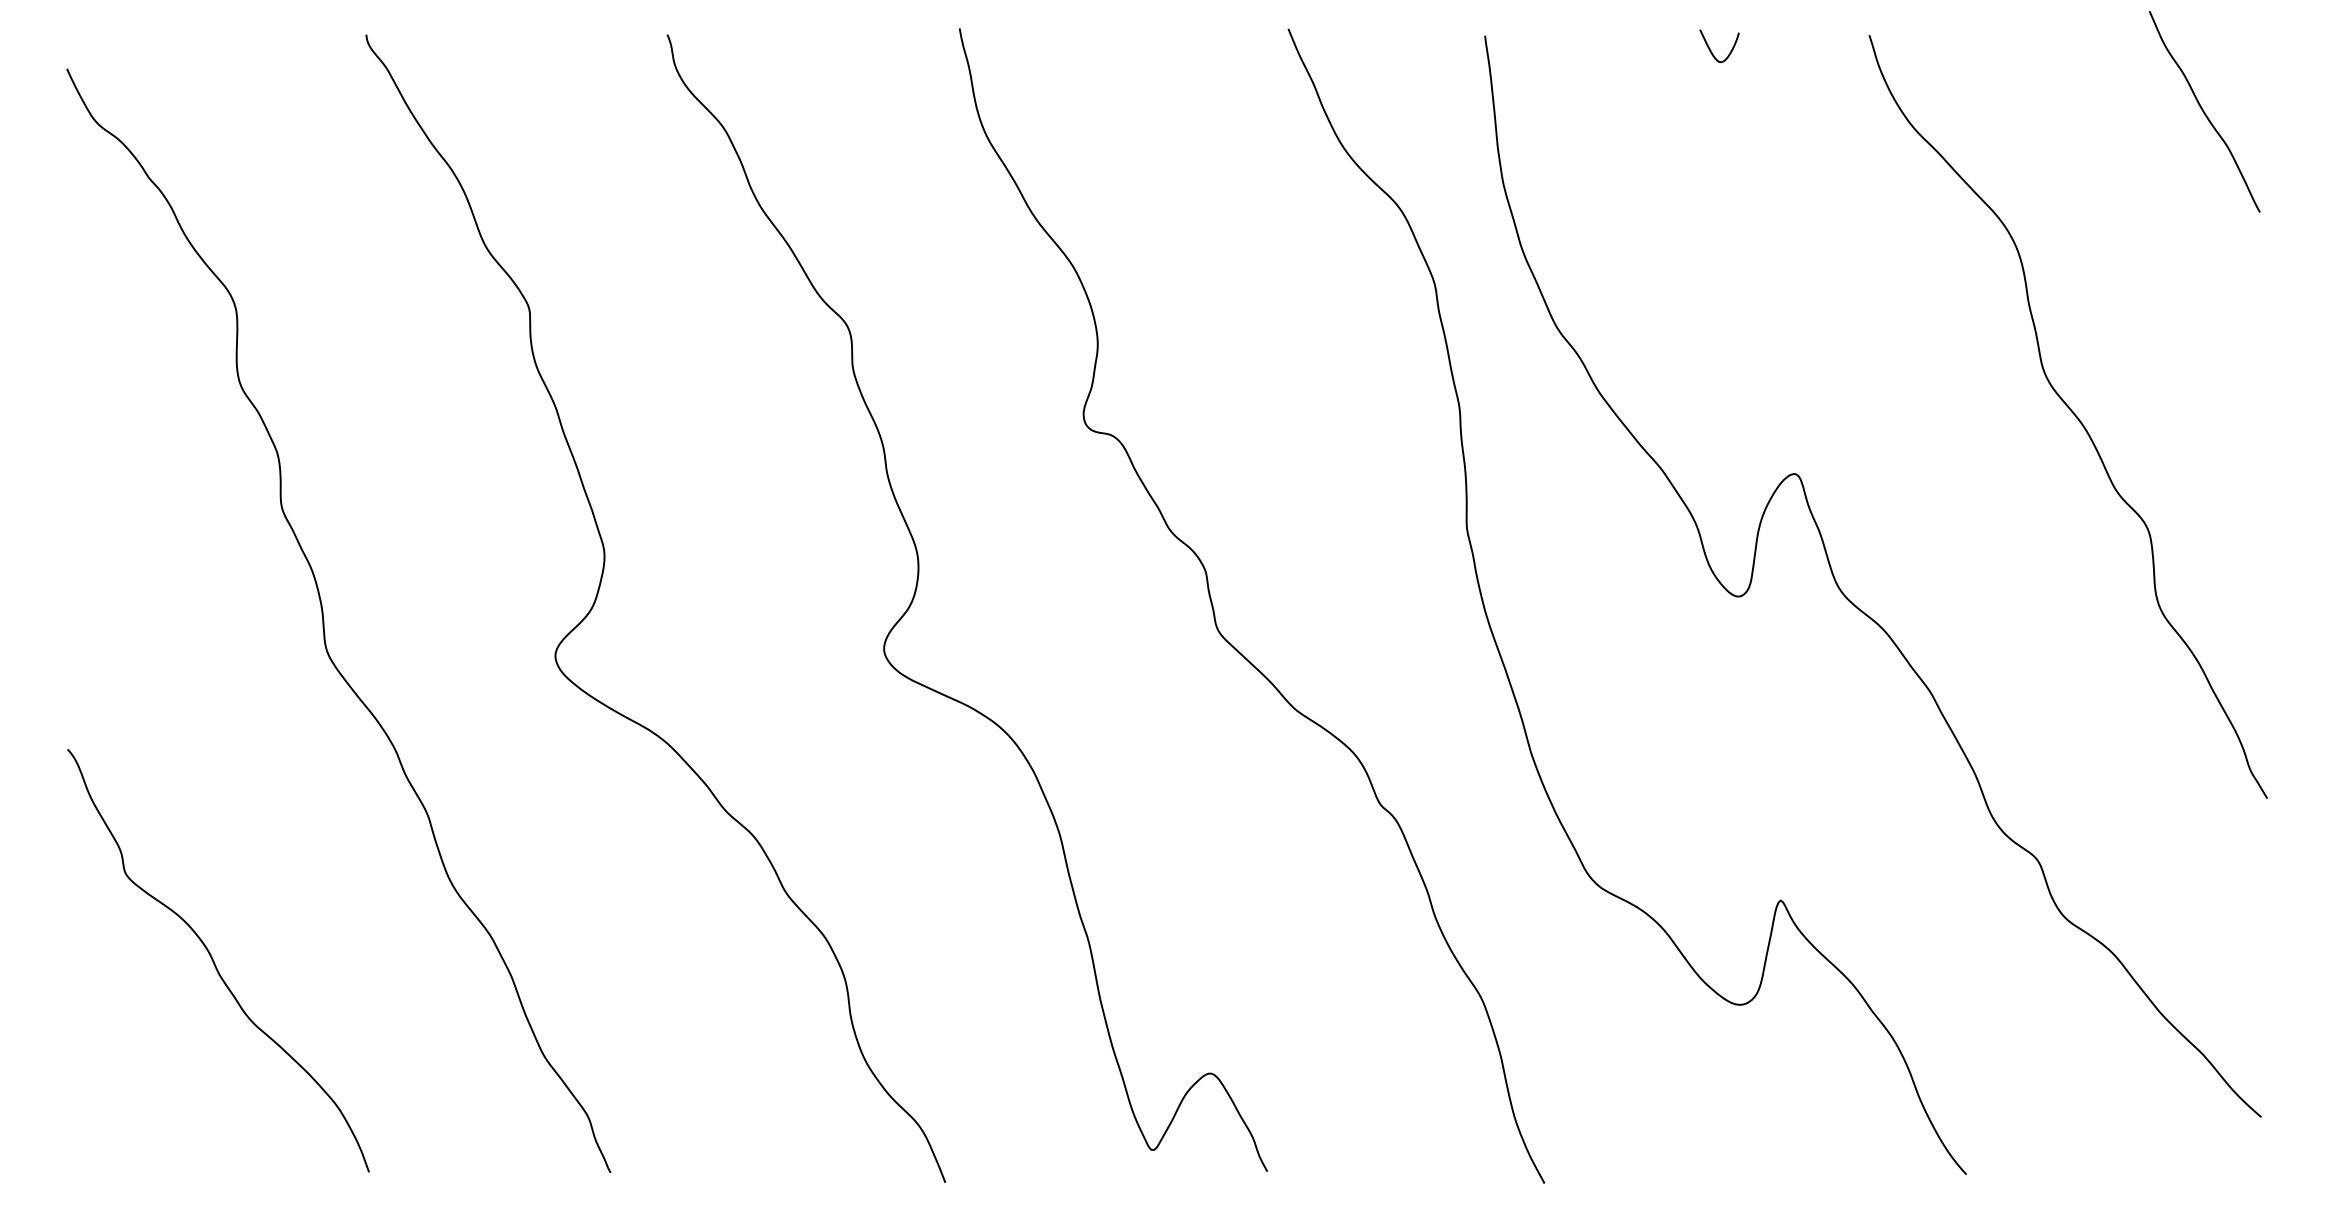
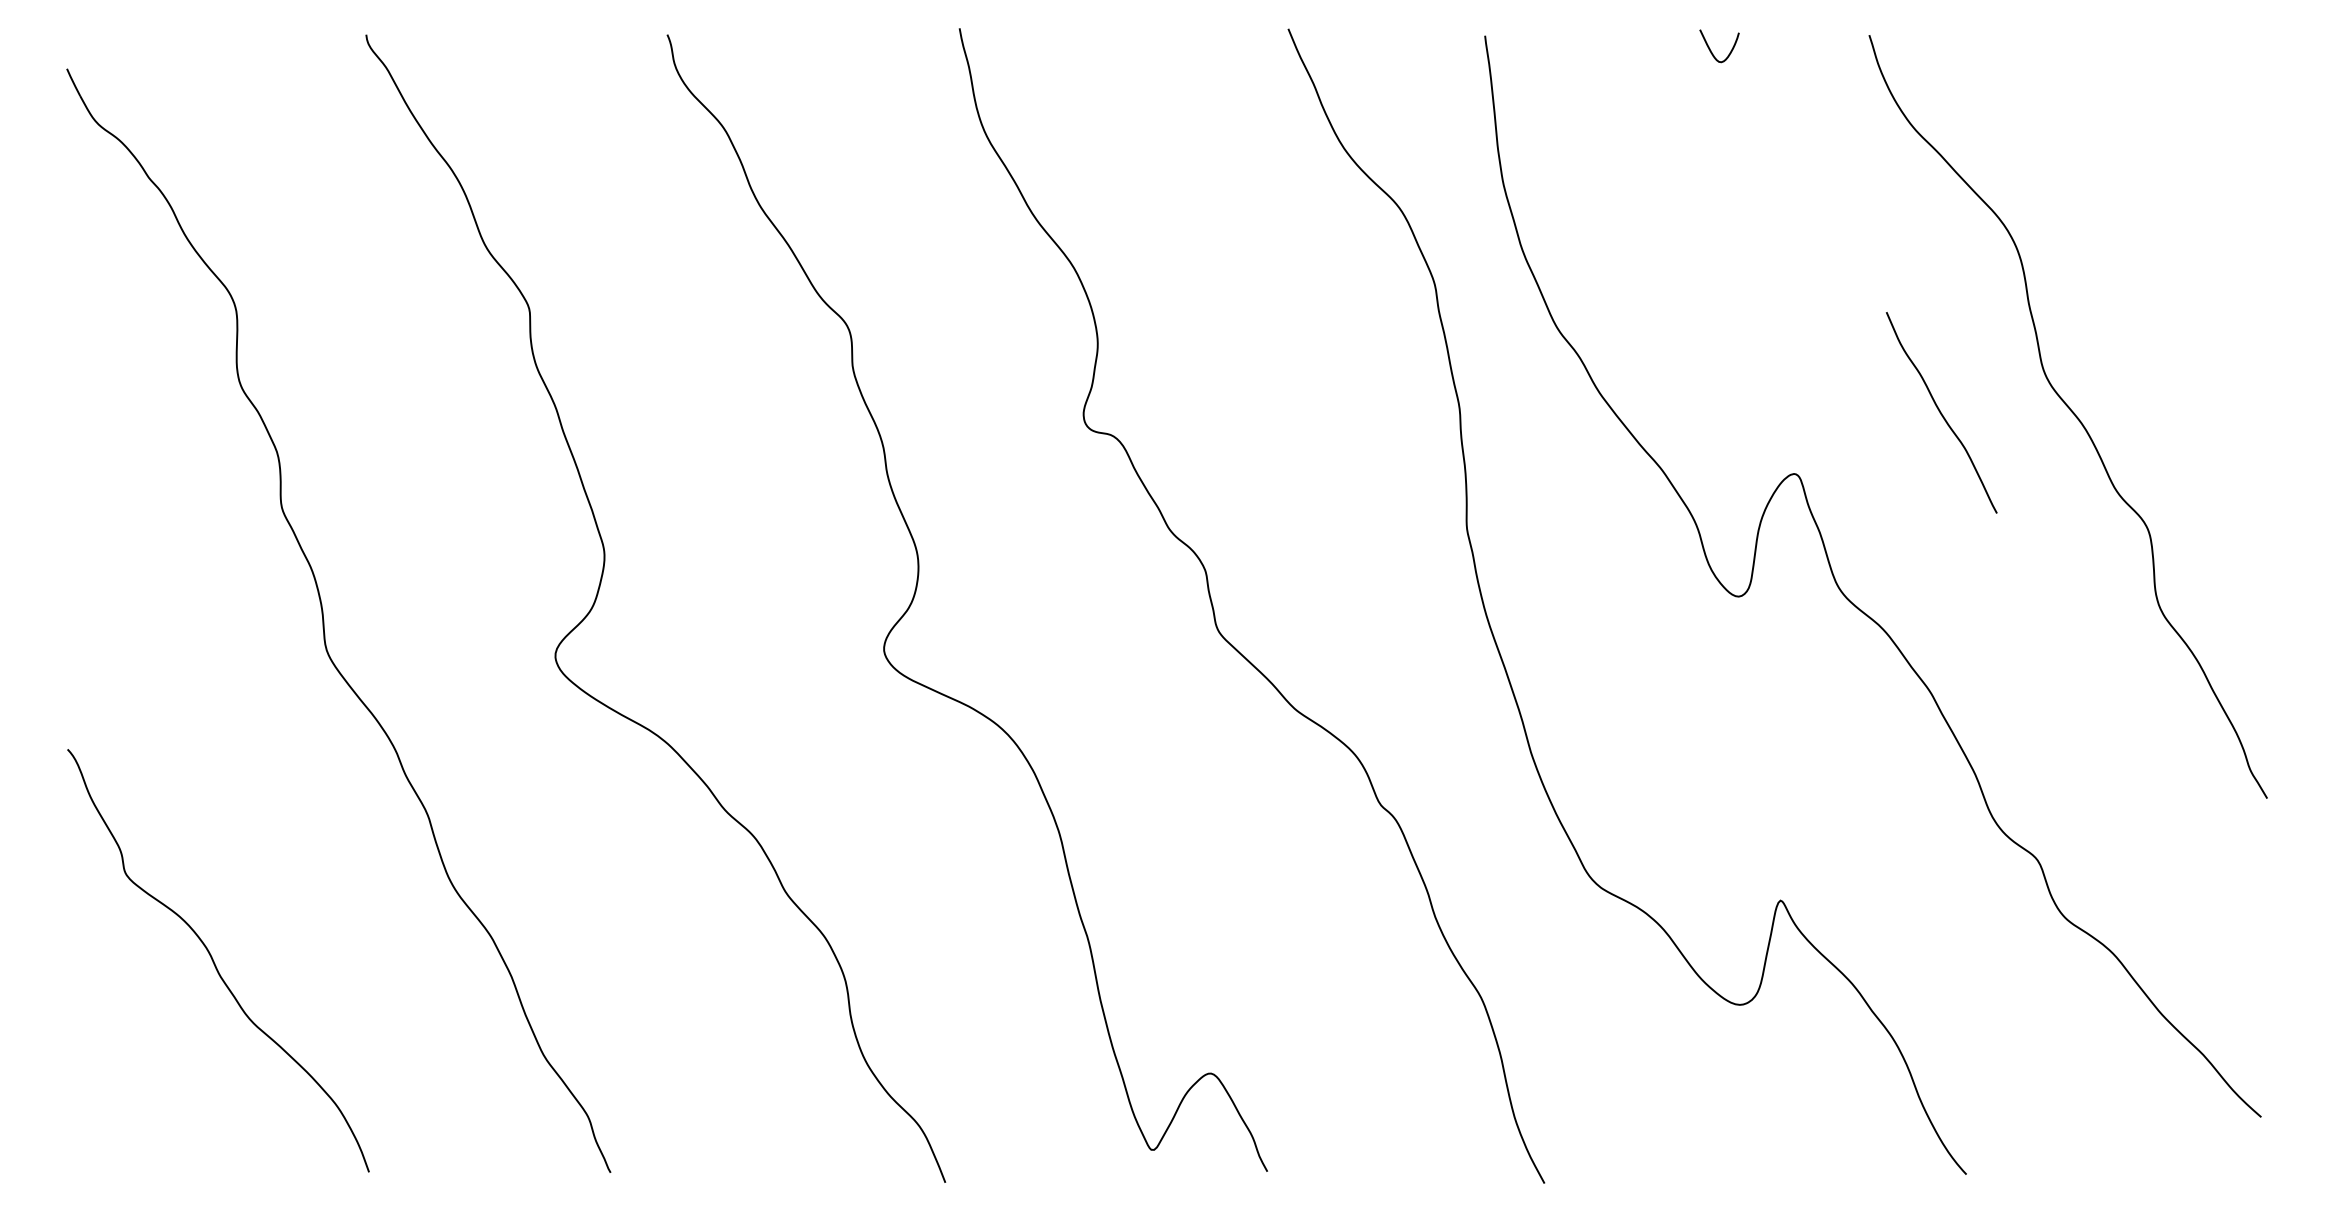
curve position: (2204, 111) -> (1941, 412) (1941, 412)
